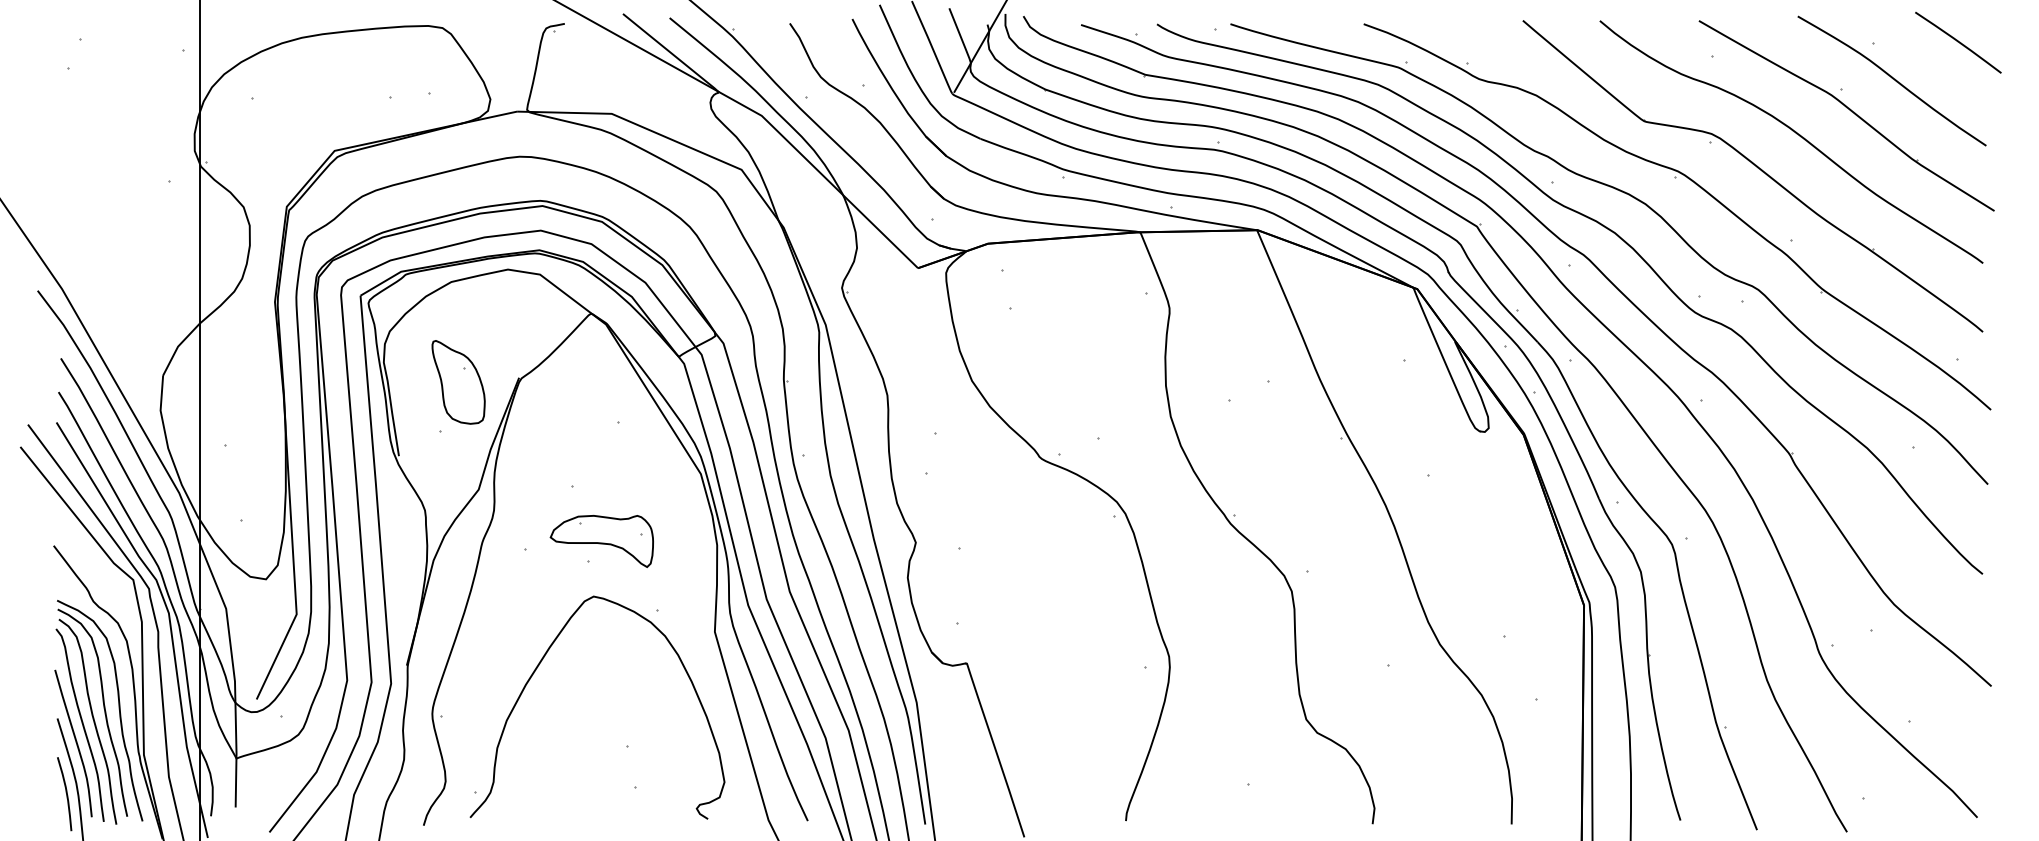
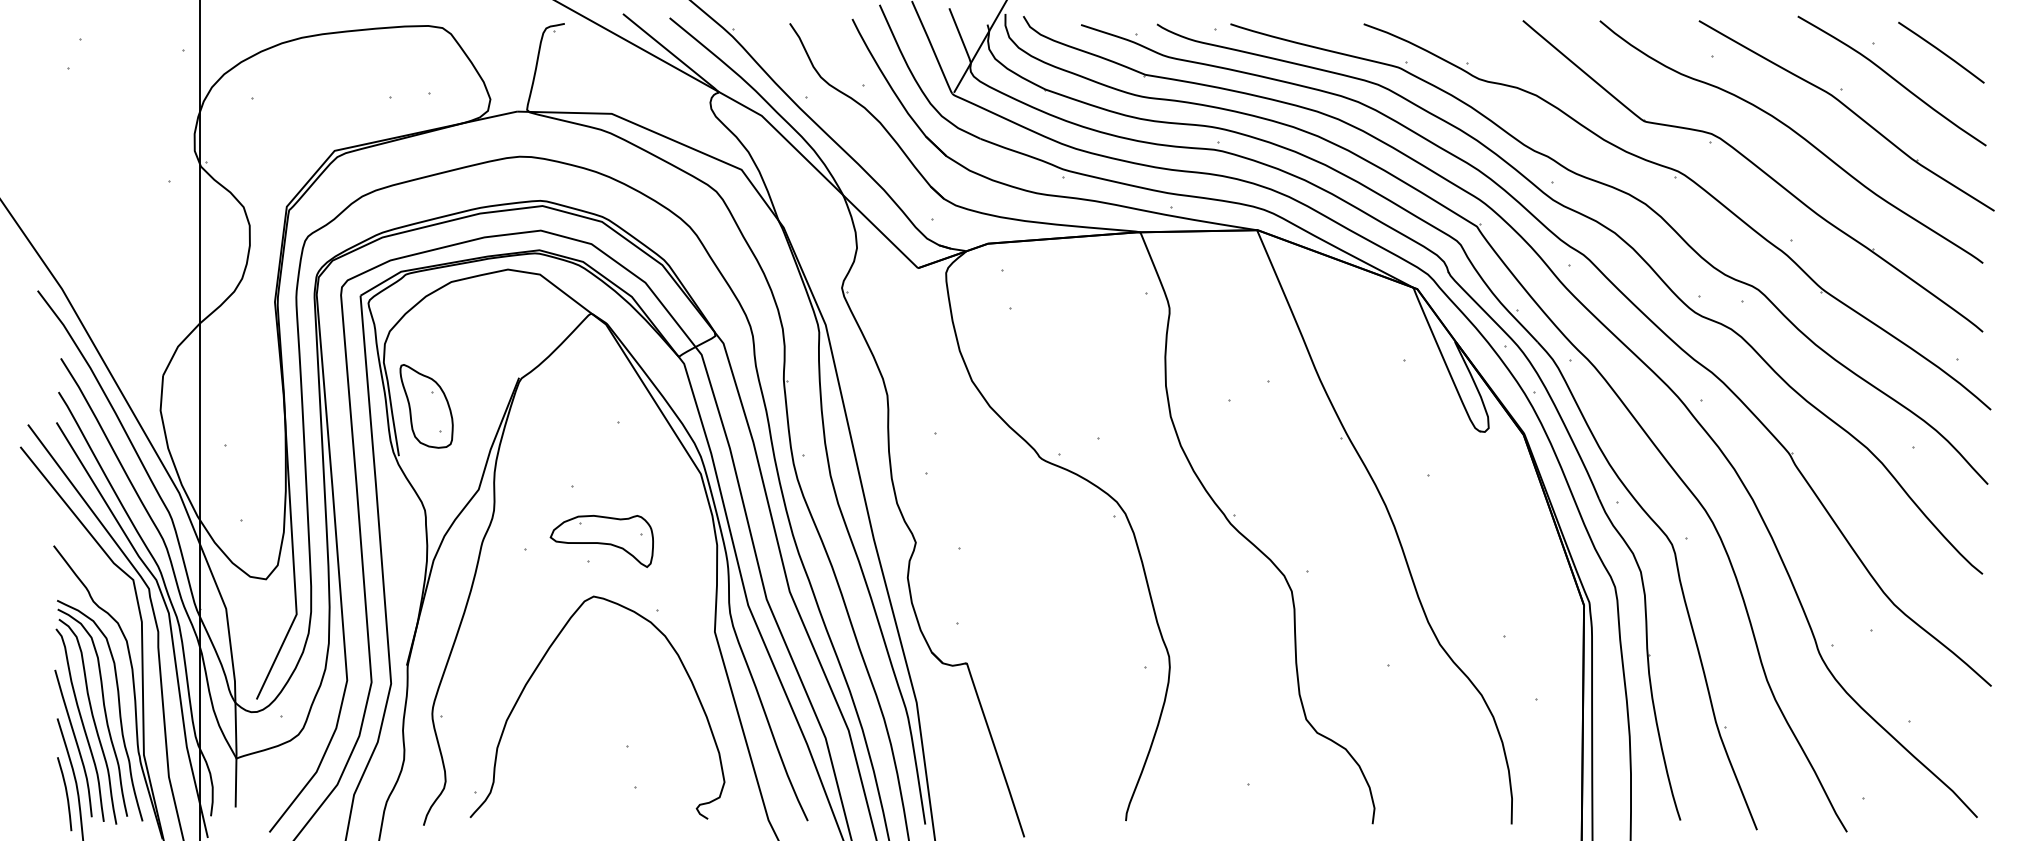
curve position: (1958, 42) -> (1941, 52) (1941, 52)
part position: (458, 382) -> (426, 406) (426, 406)
